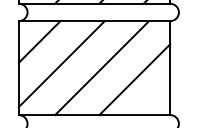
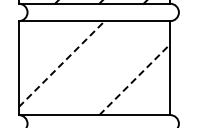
line: present -> none (39, 41)
line: solid -> dashed (61, 64)
line: present -> none (102, 68)
line: solid -> dashed (135, 79)
